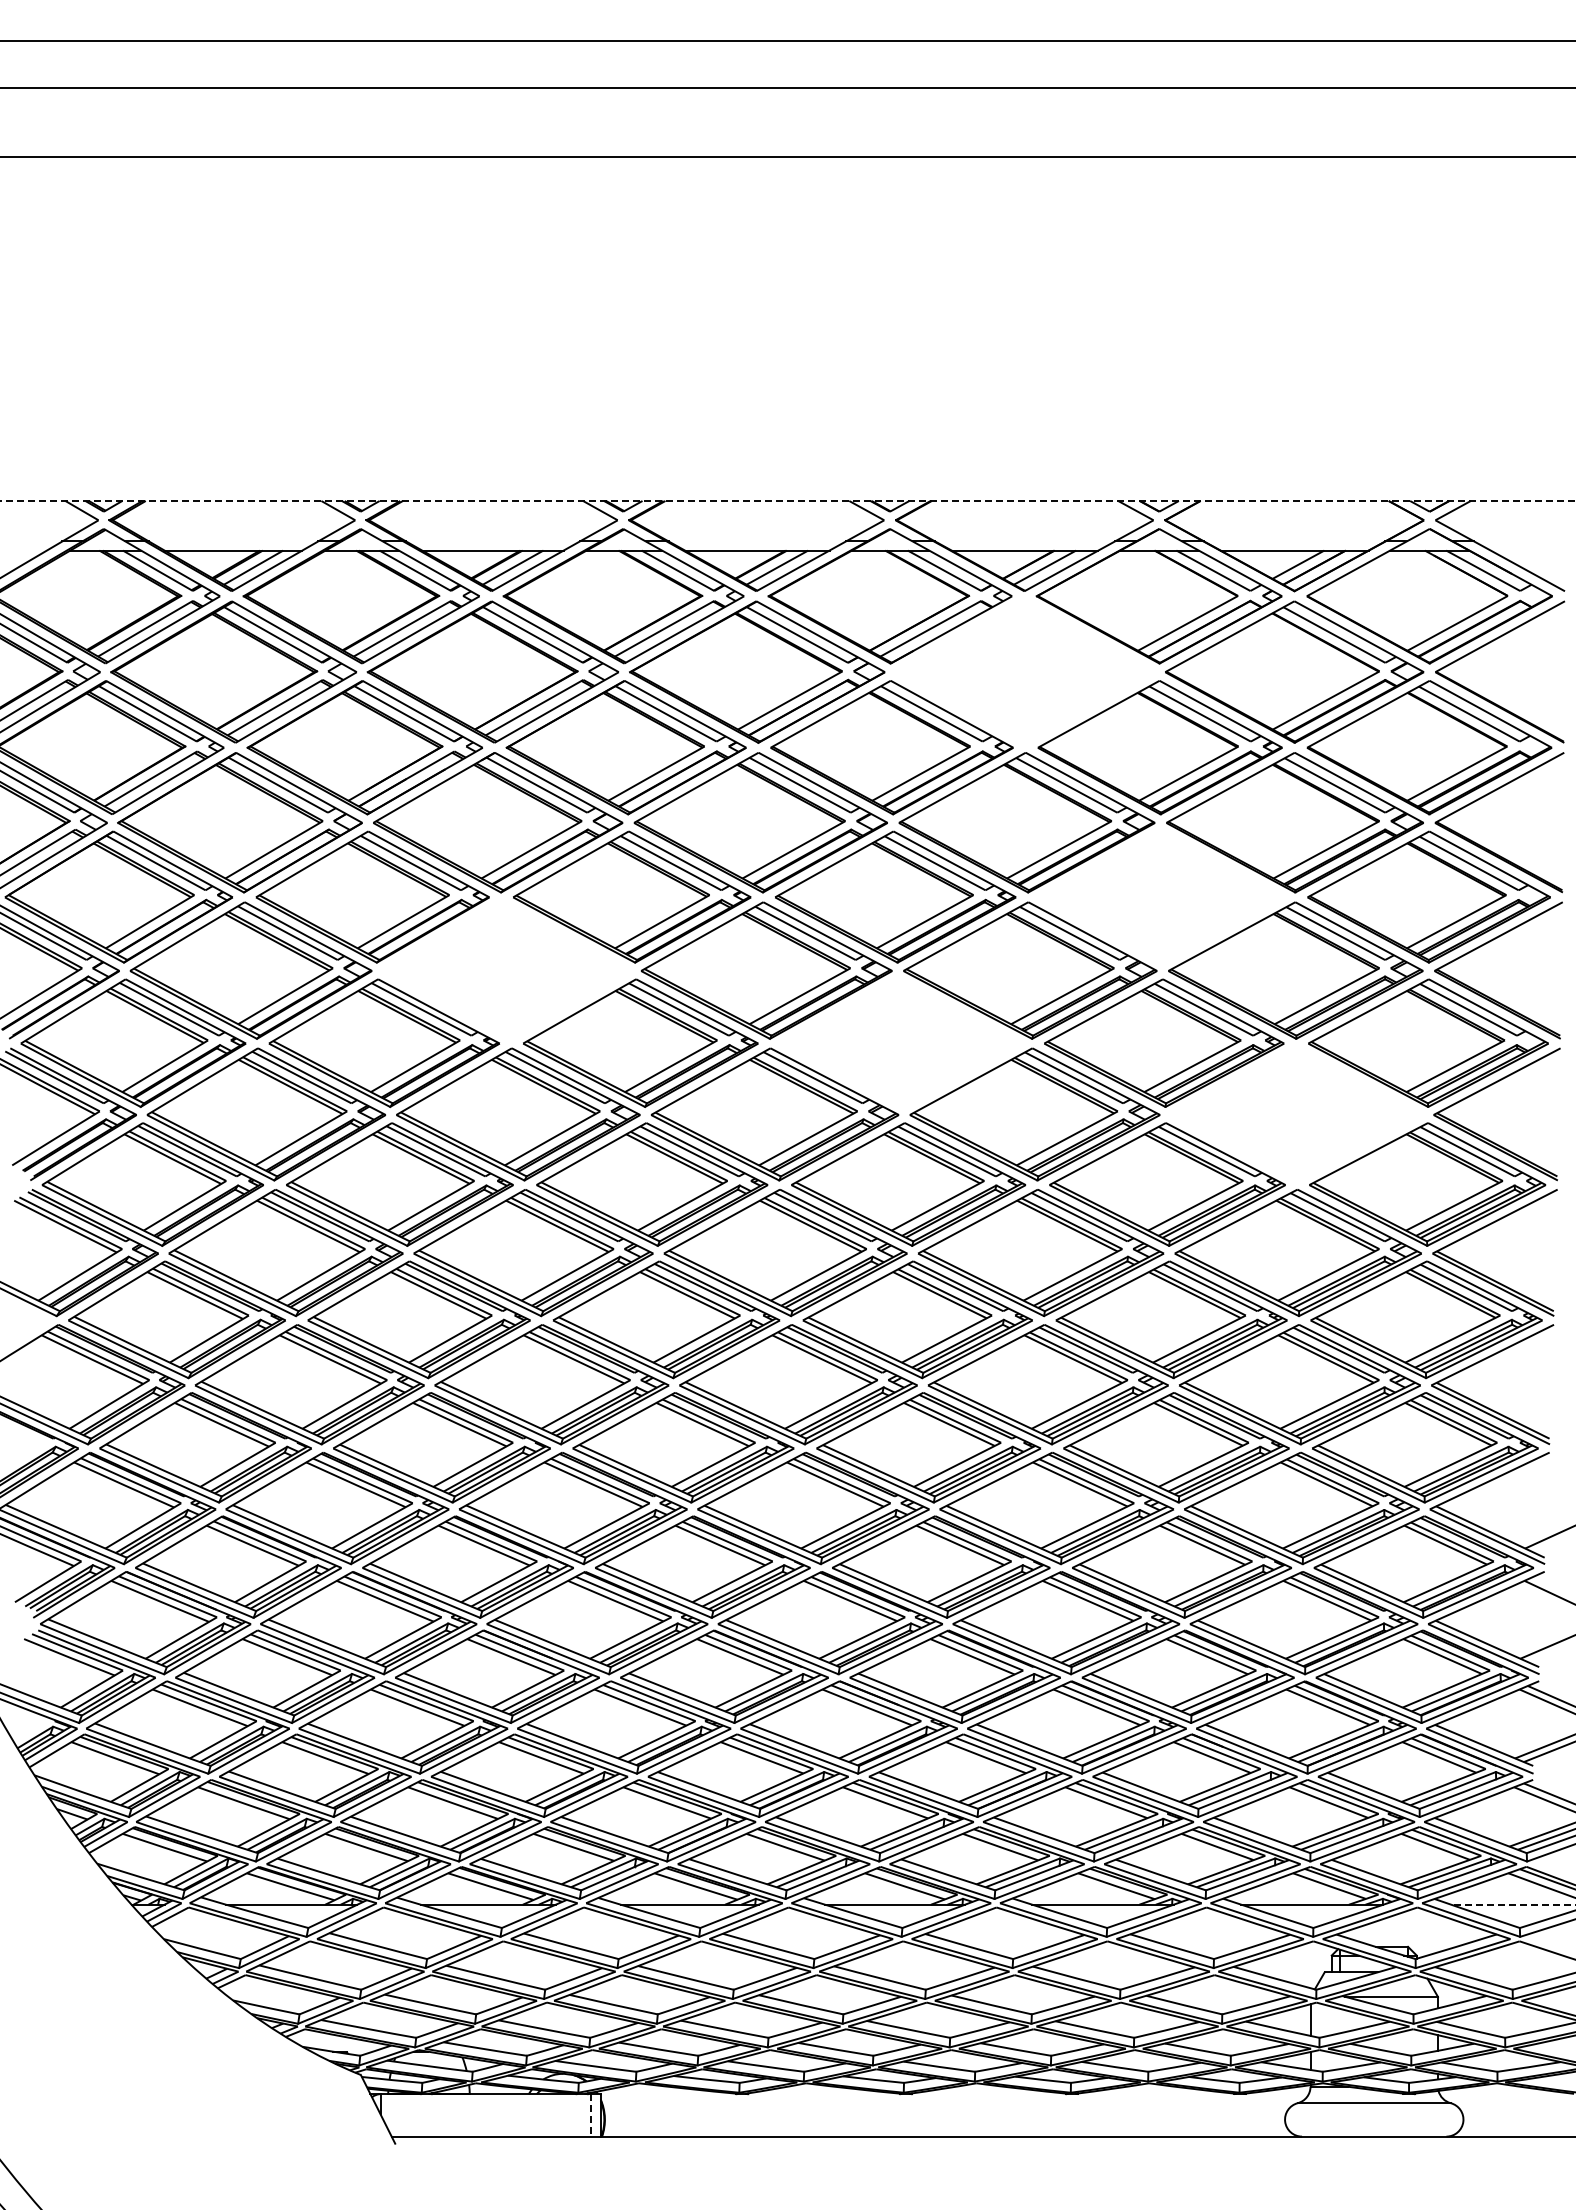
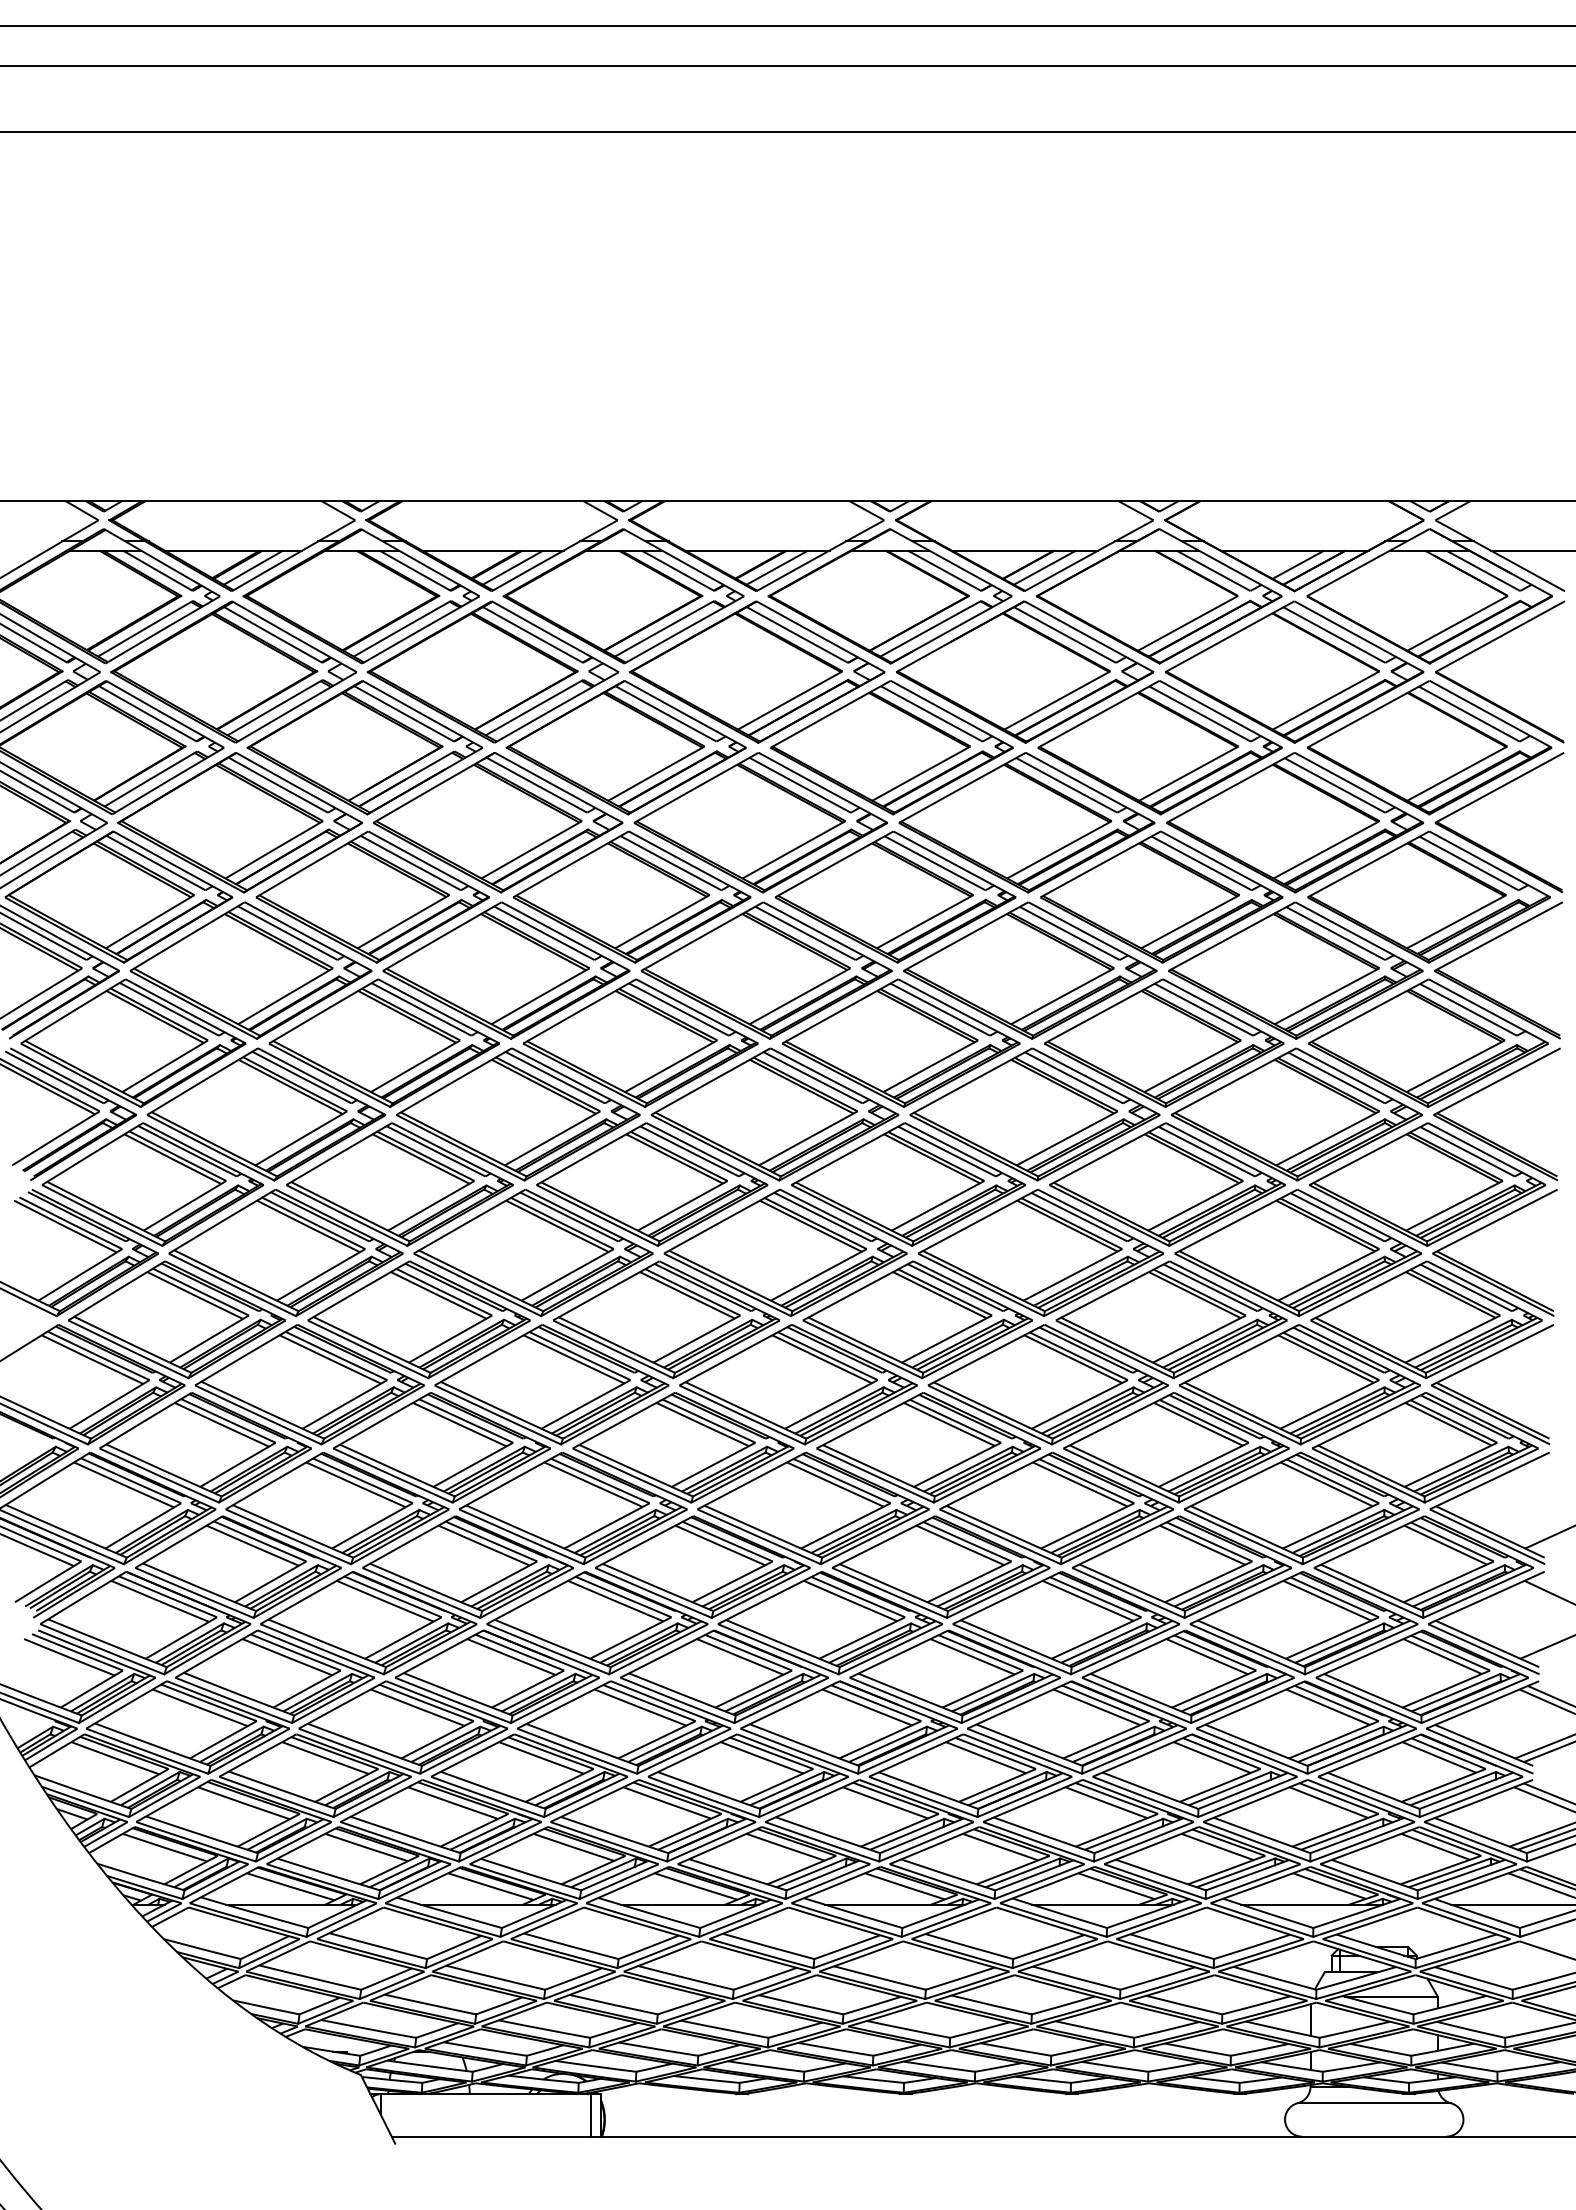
line position: (787, 41) -> (787, 26) (787, 26)
line position: (787, 88) -> (787, 66) (787, 66)
line position: (787, 157) -> (787, 132) (787, 132)
line: dashed -> solid (787, 501)
line: none -> present (1531, 550)
part: none -> present (1025, 671)
part: none -> present (1161, 896)
part: none -> present (506, 970)
part: none -> present (900, 1042)
part: none -> present (1296, 1114)
line: dashed -> solid (1513, 1904)
line: dashed -> solid (591, 2115)
